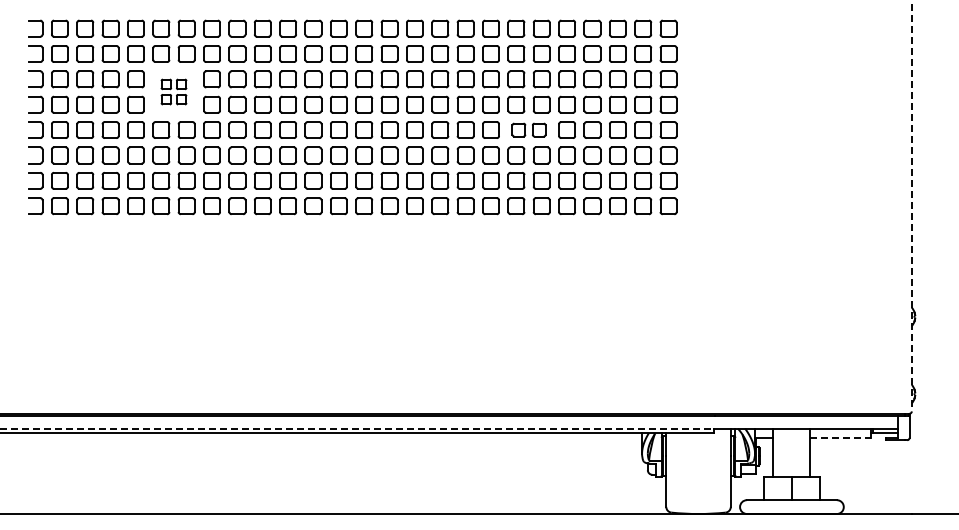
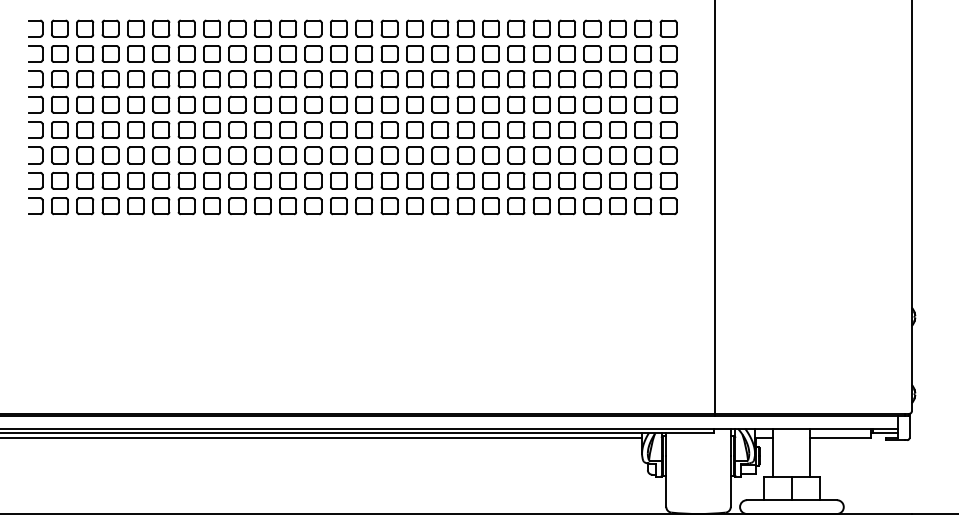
part size: 28x28 px -> 44x44 px (173, 91)
part size: 36x16 px -> 44x18 px (528, 129)
line: dashed -> solid (911, 206)
line: none -> present (715, 207)
line: dashed -> solid (357, 428)
line: none -> present (322, 437)
line: dashed -> solid (840, 437)
